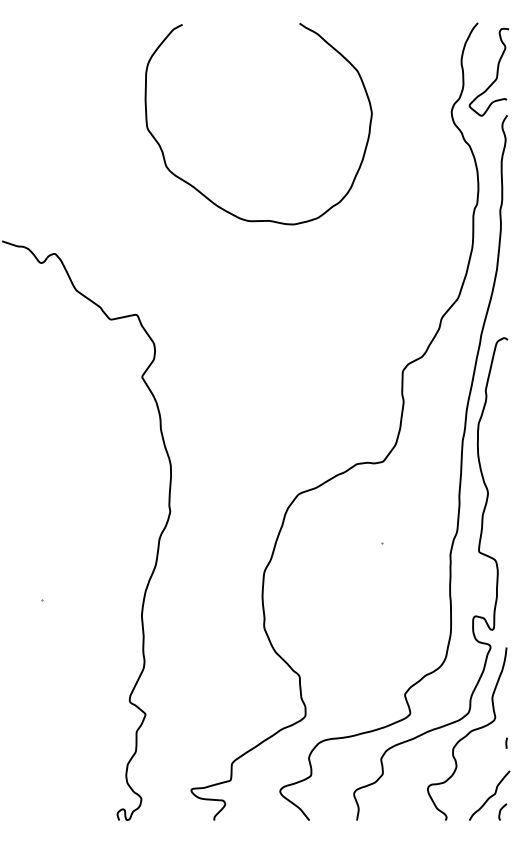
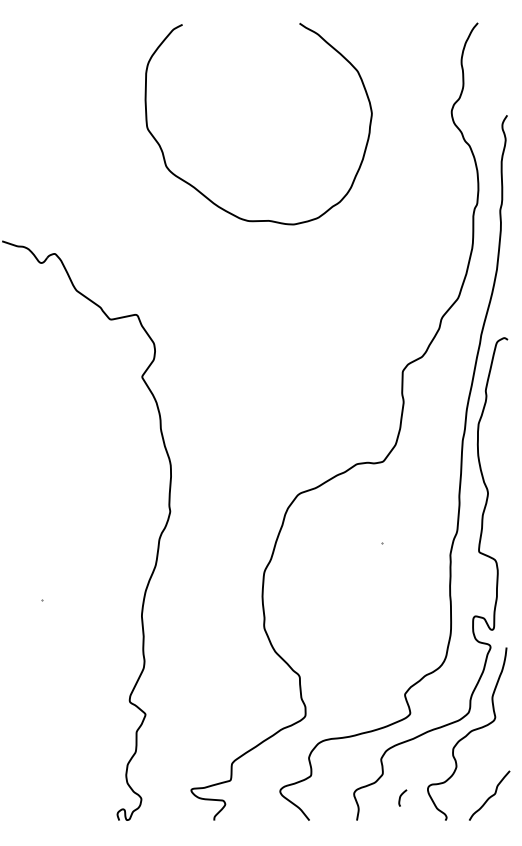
curve: present -> none (496, 71)
line: present -> none (506, 742)
curve position: (501, 810) -> (401, 796) (401, 796)
